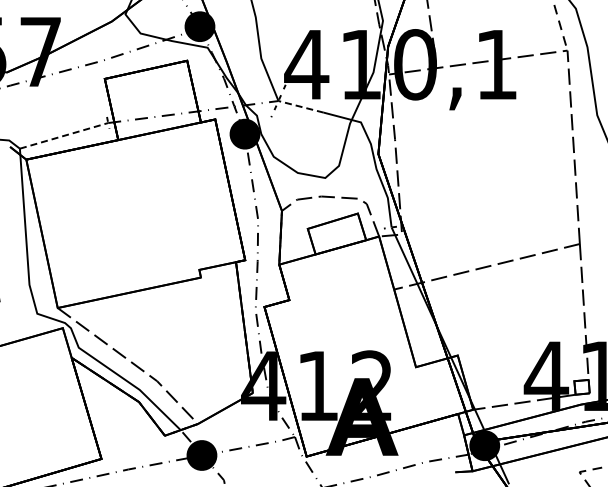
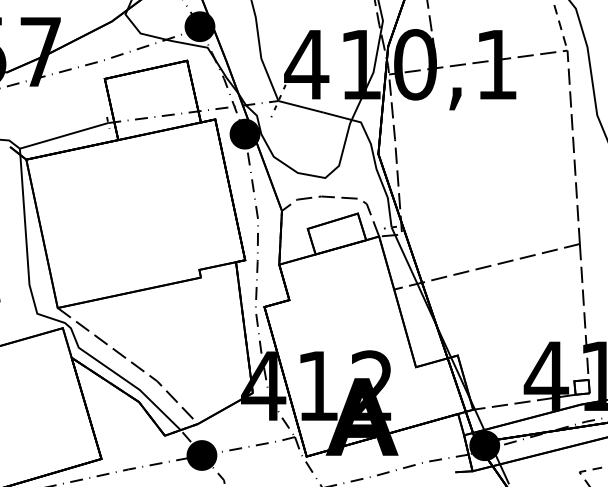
line: dashed -> solid (300, 106)
line: dashed -> solid (64, 135)
